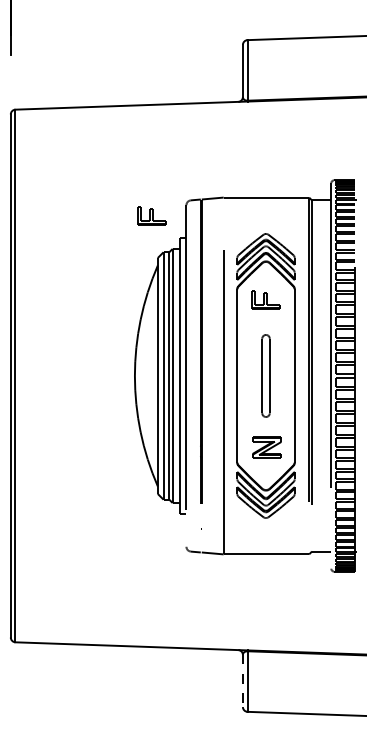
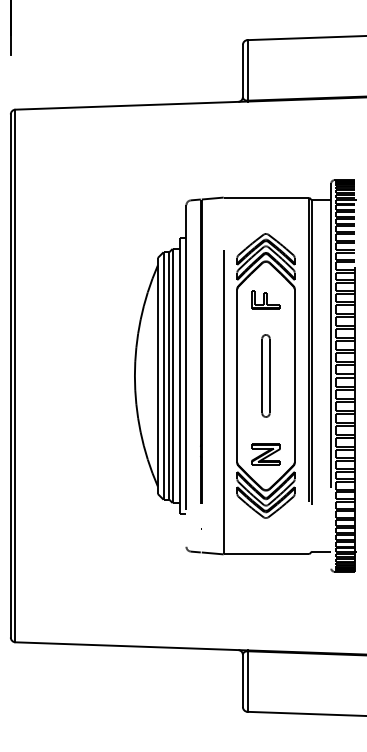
part: present -> none (151, 215)
part position: (266, 447) -> (265, 454) (265, 454)
line: dashed -> solid (242, 681)
